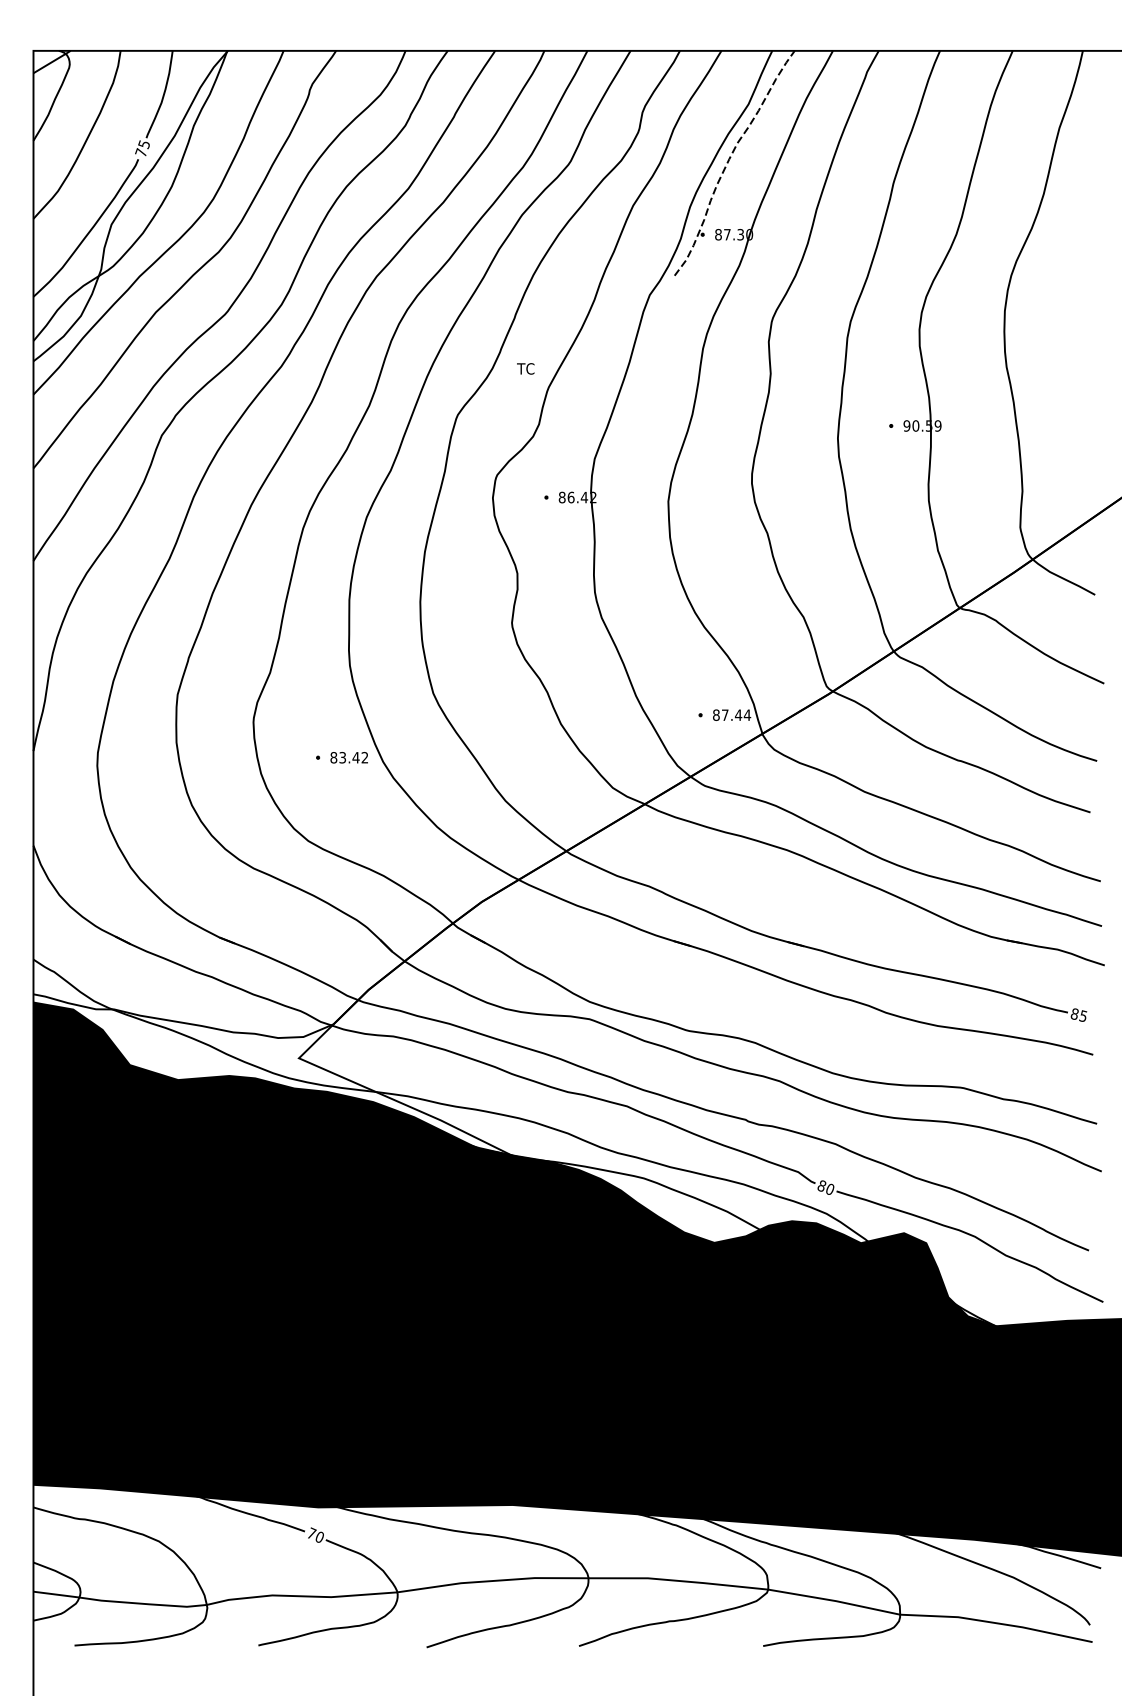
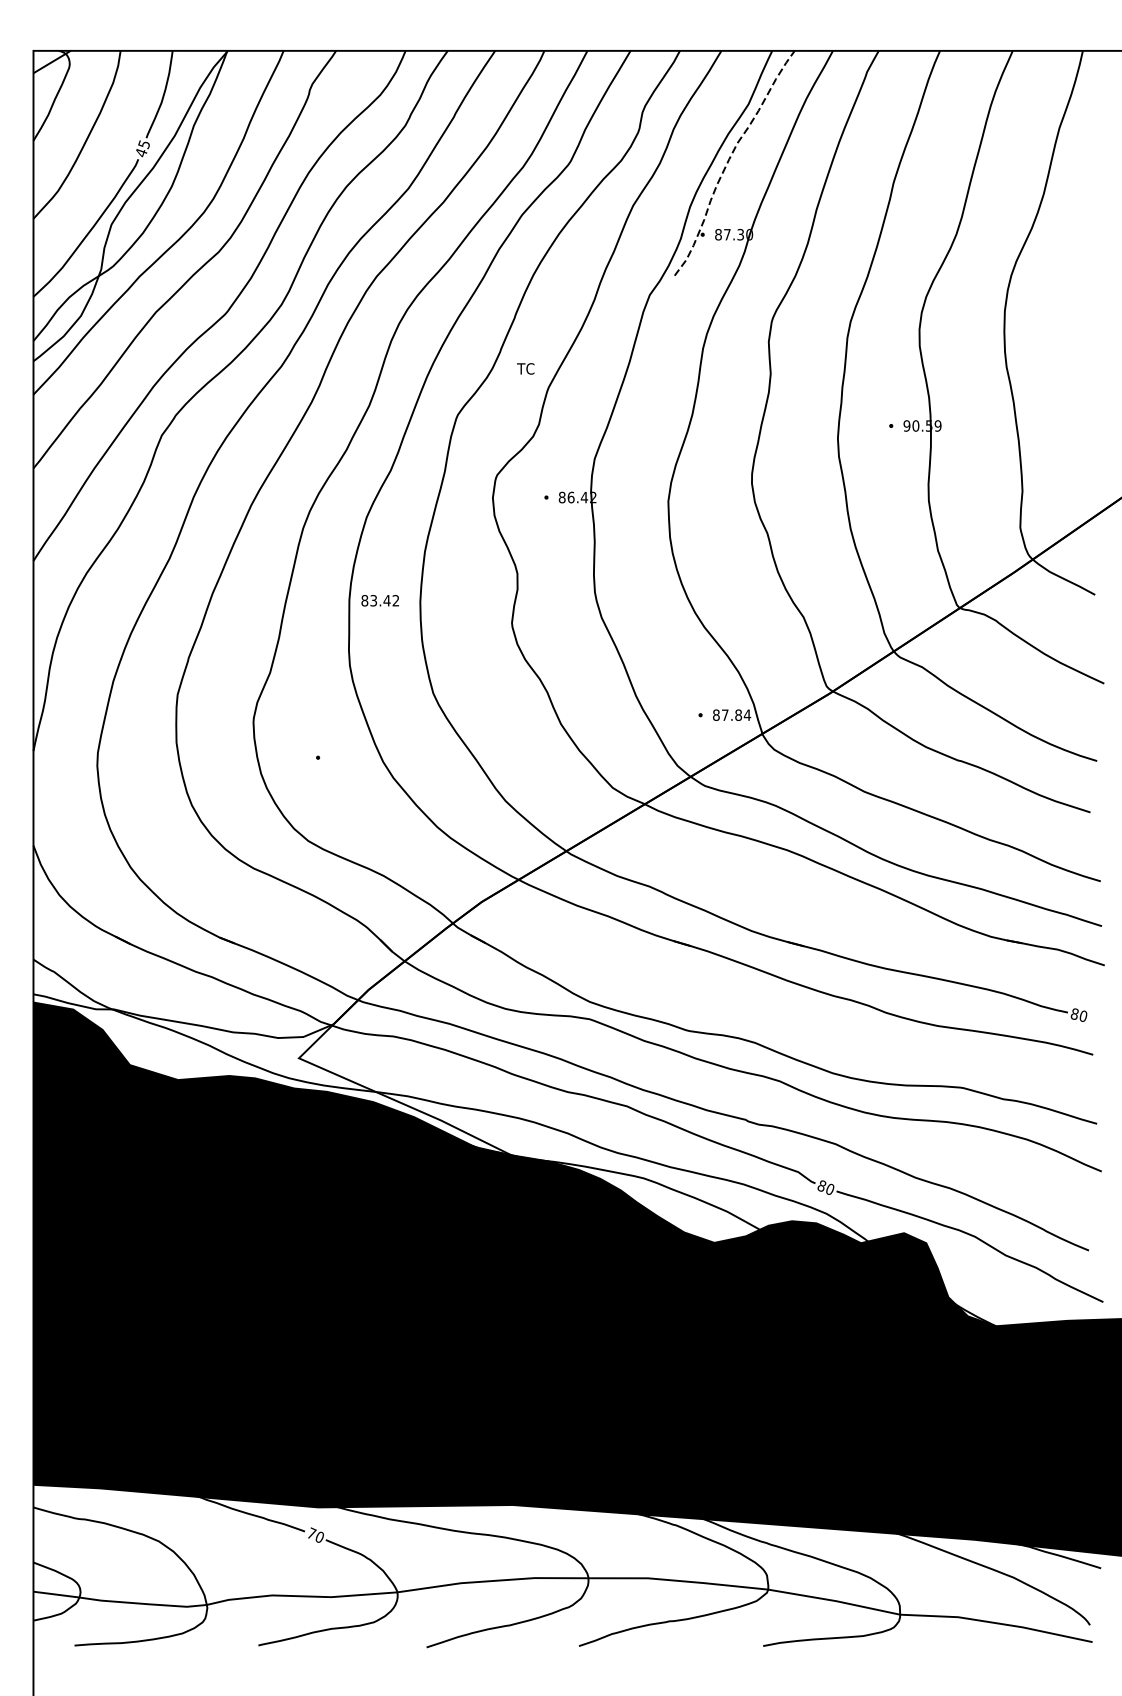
text: 75 -> 45 (141, 152)
text: 87.44 -> 87.84 (738, 714)
text position: (348, 757) -> (379, 600) (379, 600)
text: 85 -> 80 (1083, 1015)
